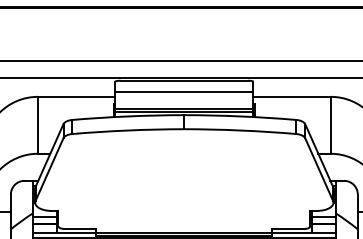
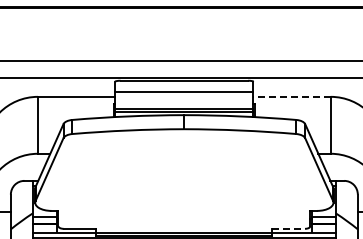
line: solid -> dashed (292, 96)
line: solid -> dashed (289, 228)
